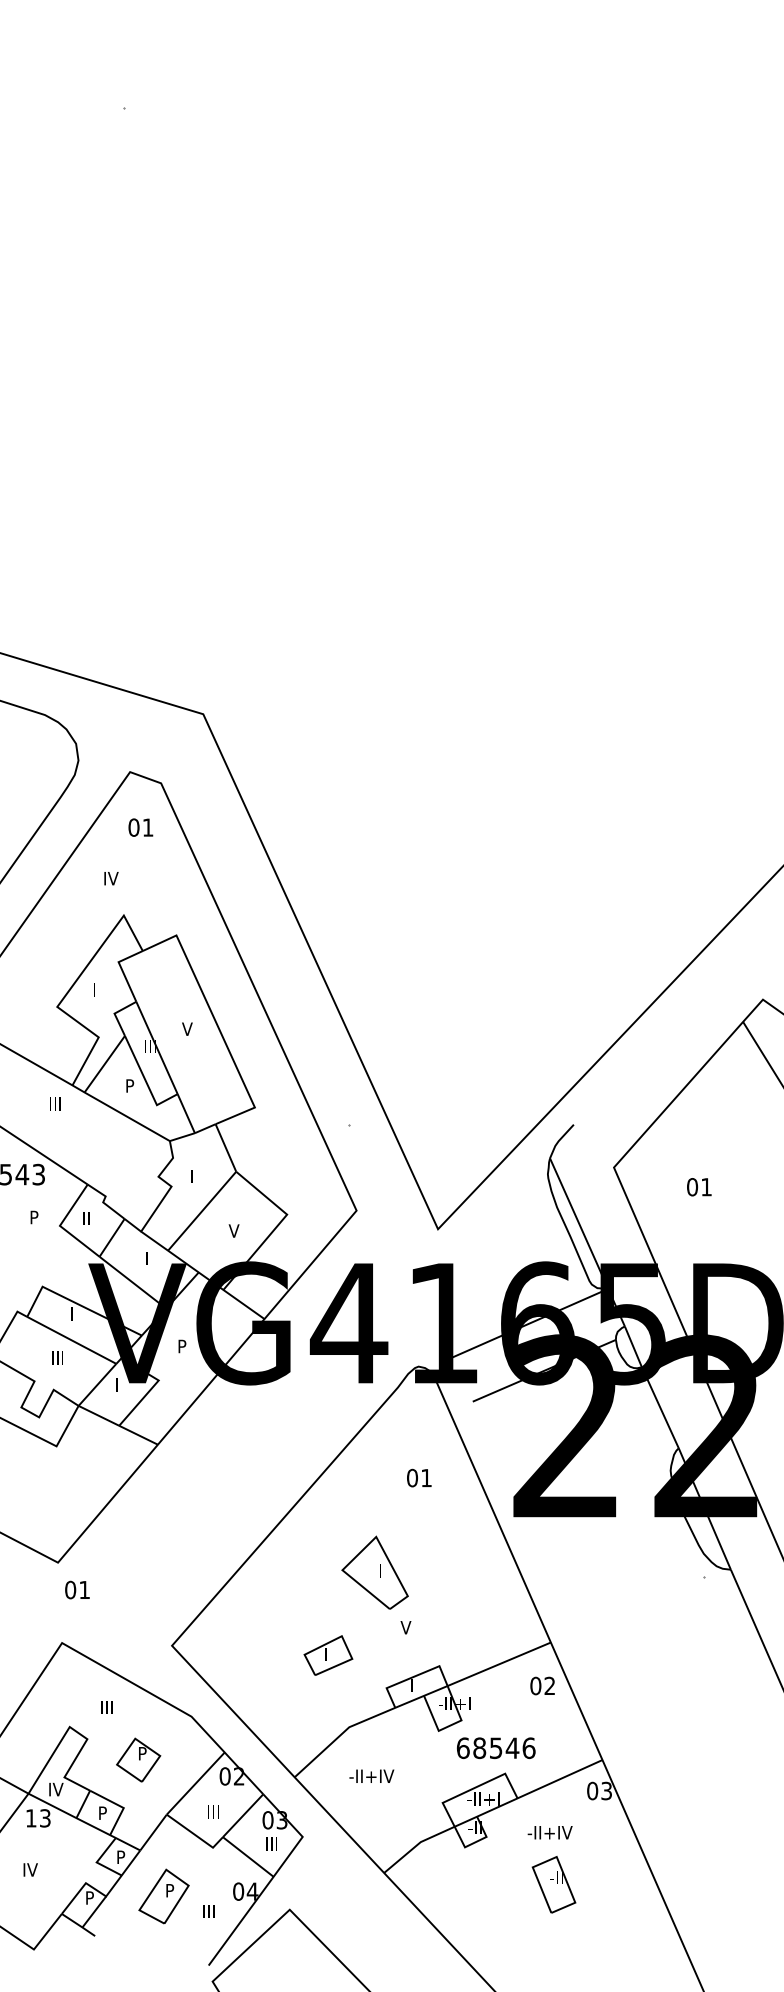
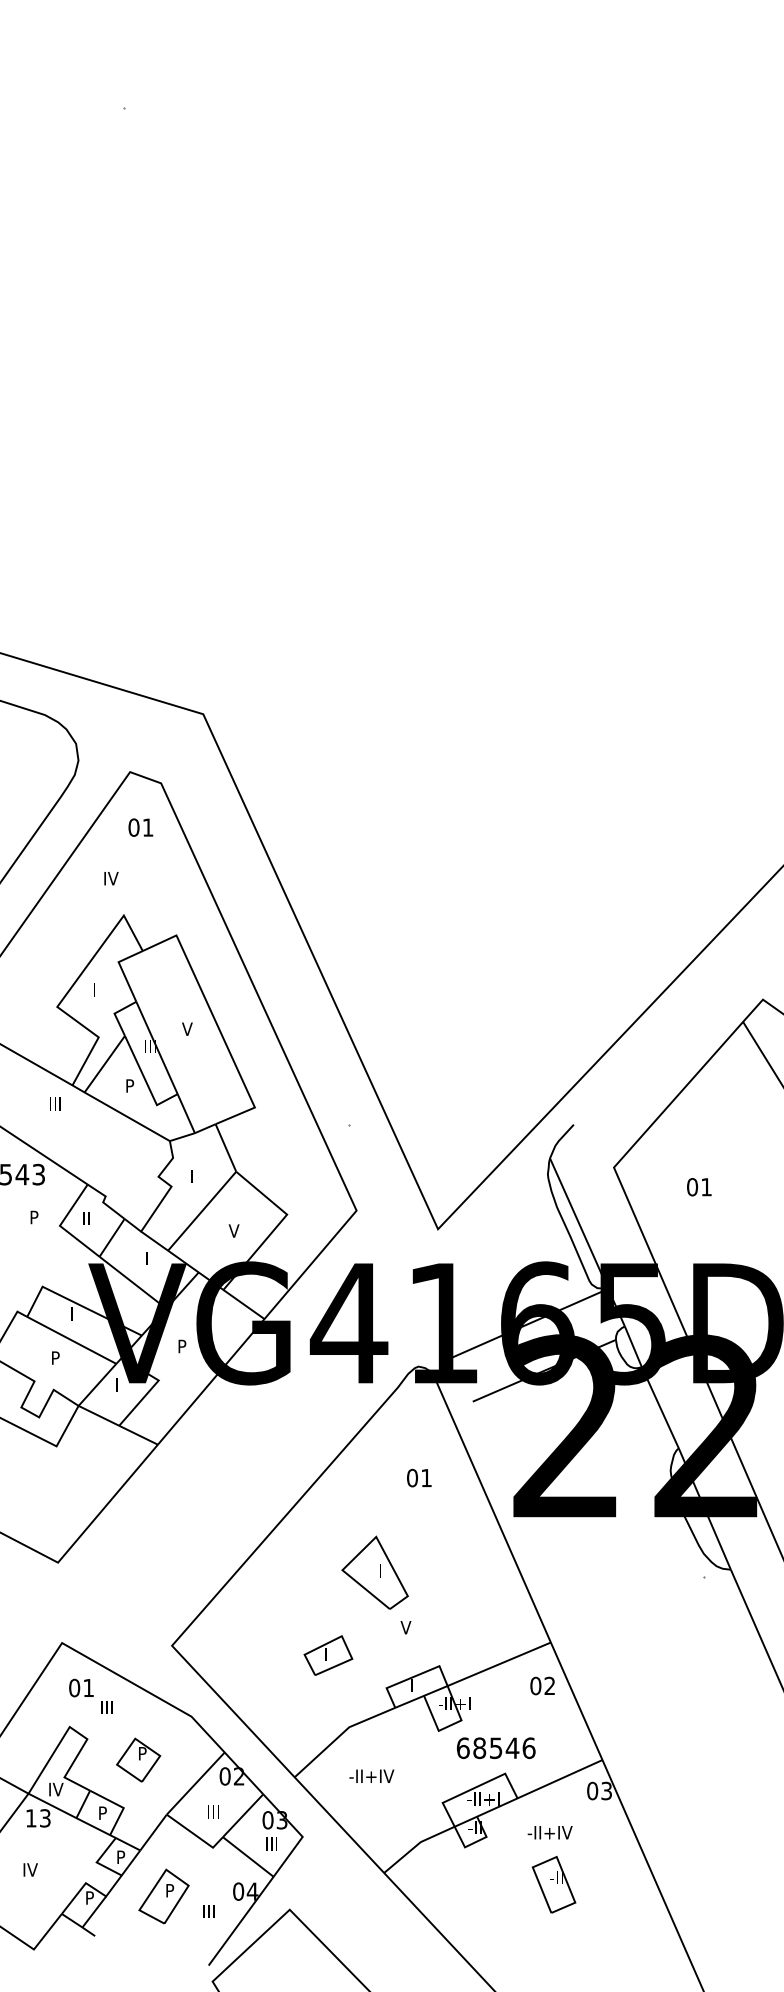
text: III -> P (57, 1357)
text position: (77, 1589) -> (81, 1687) (81, 1687)
